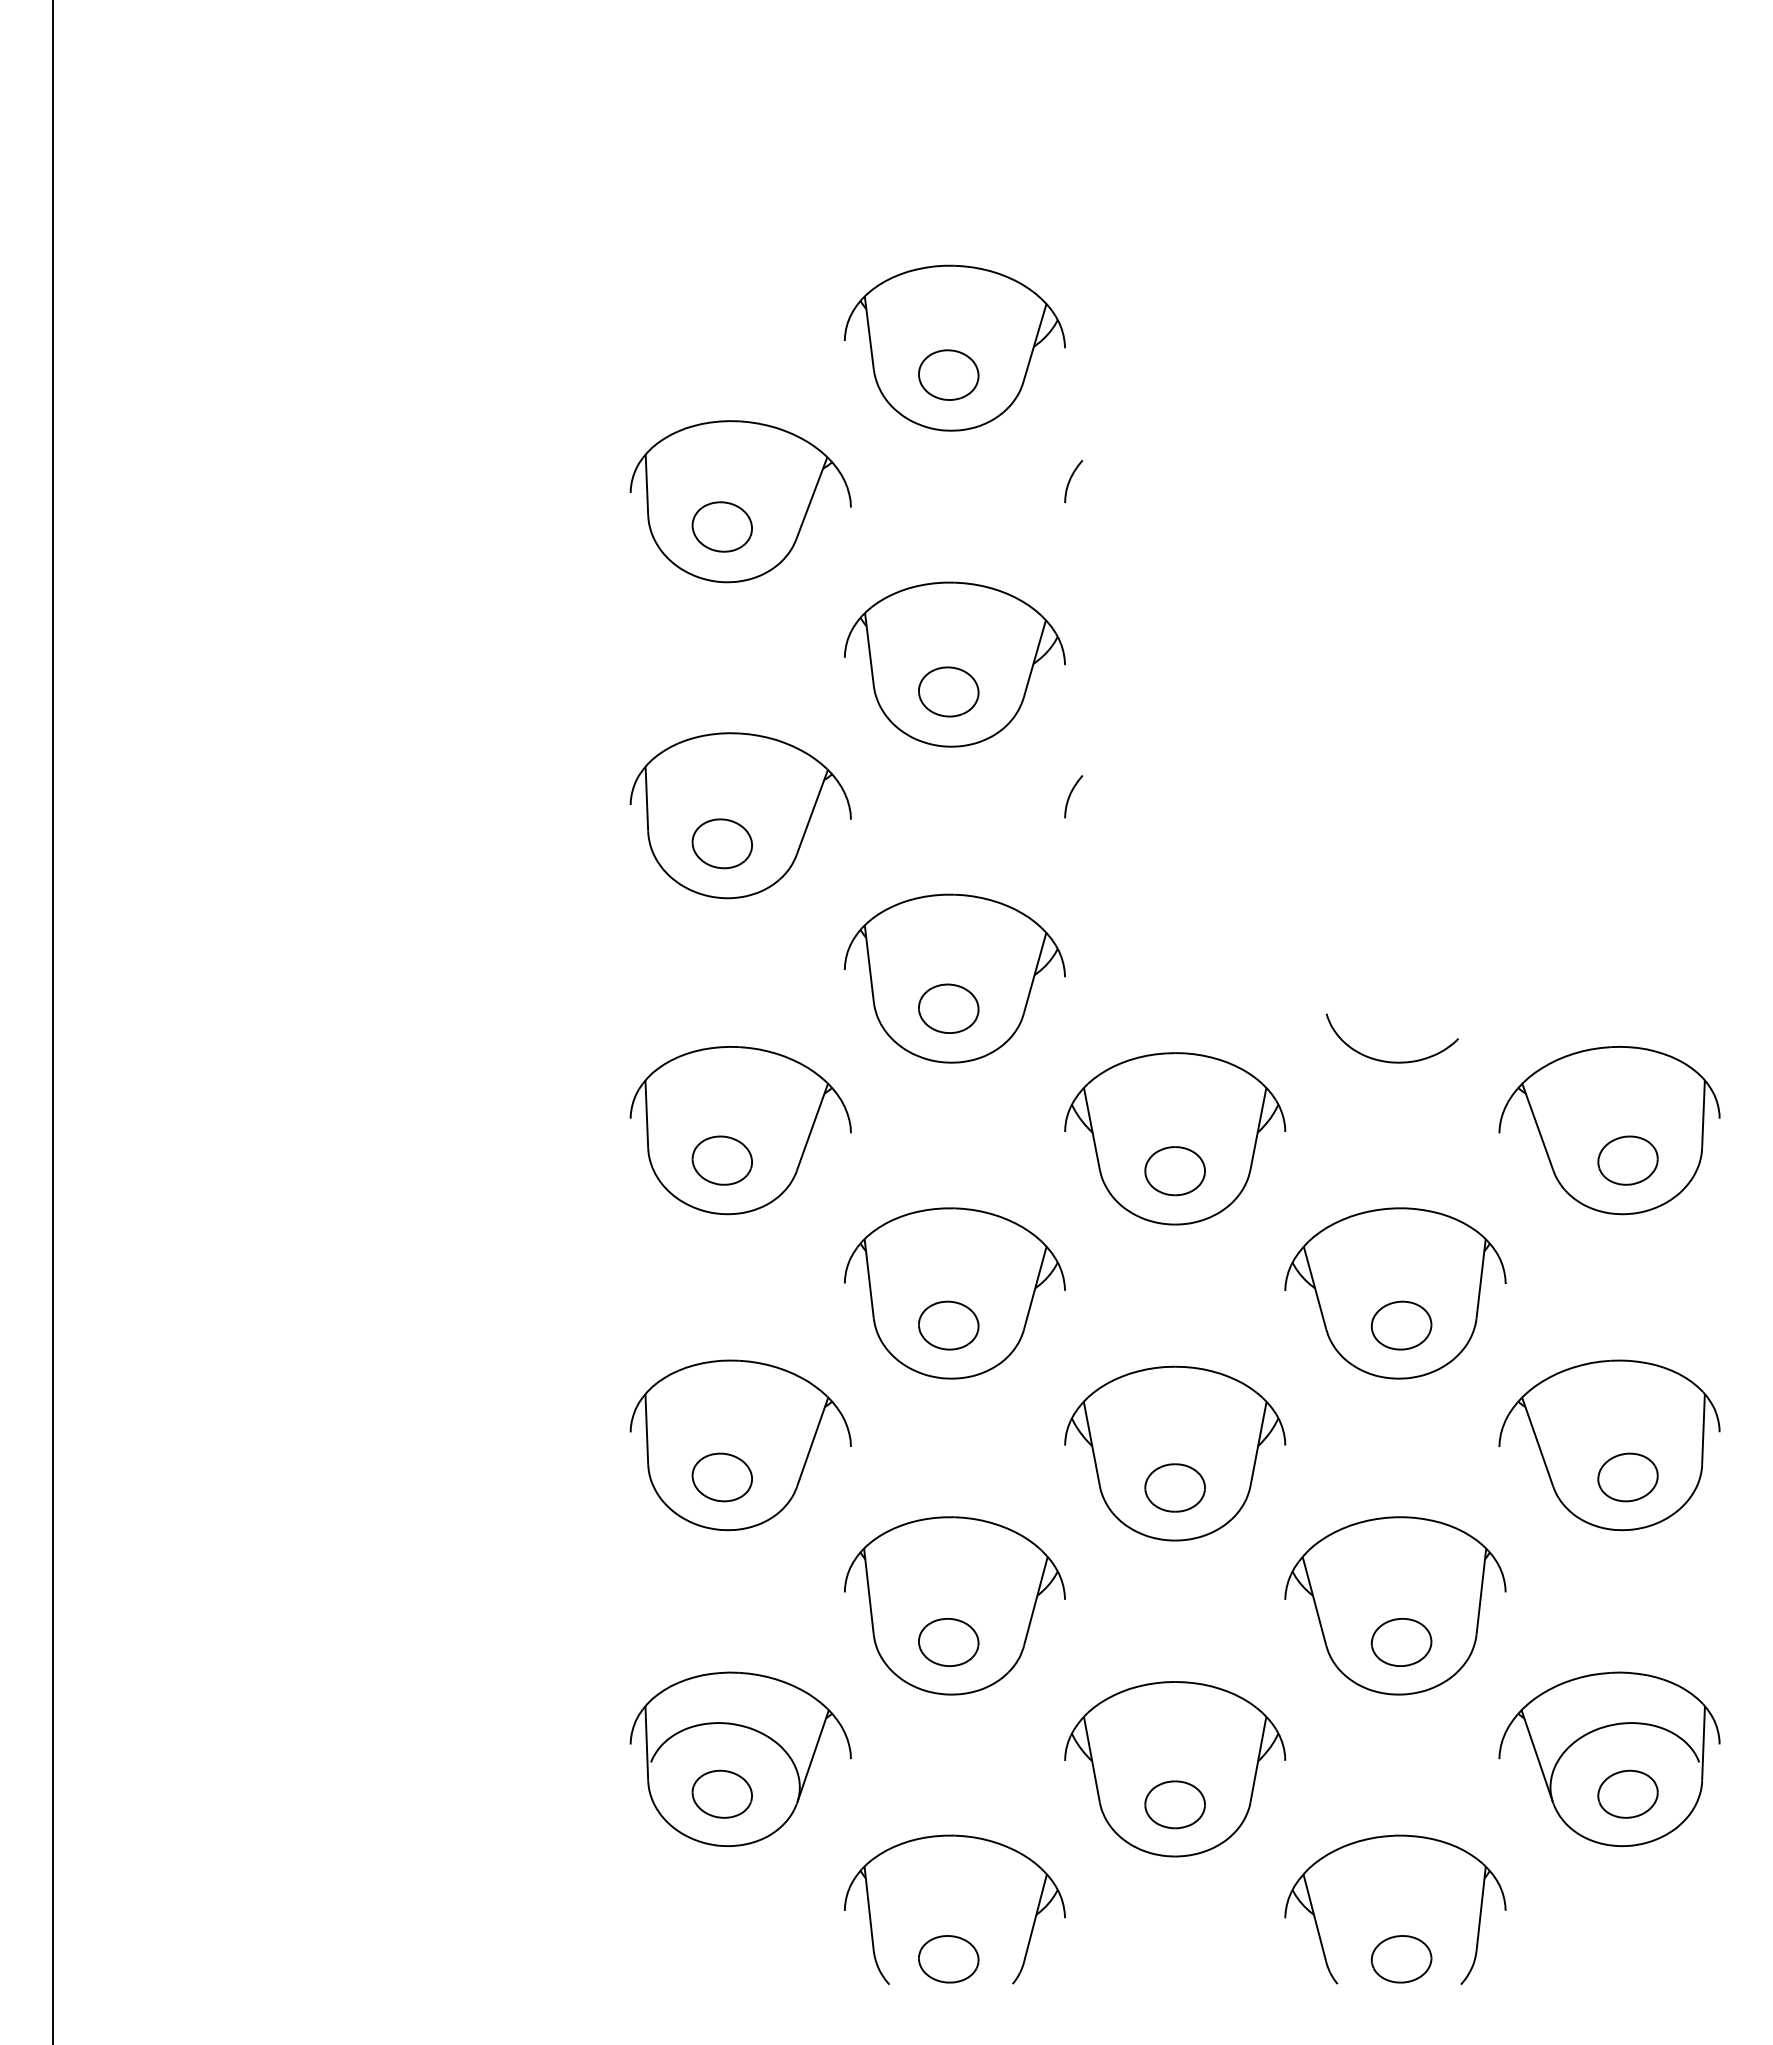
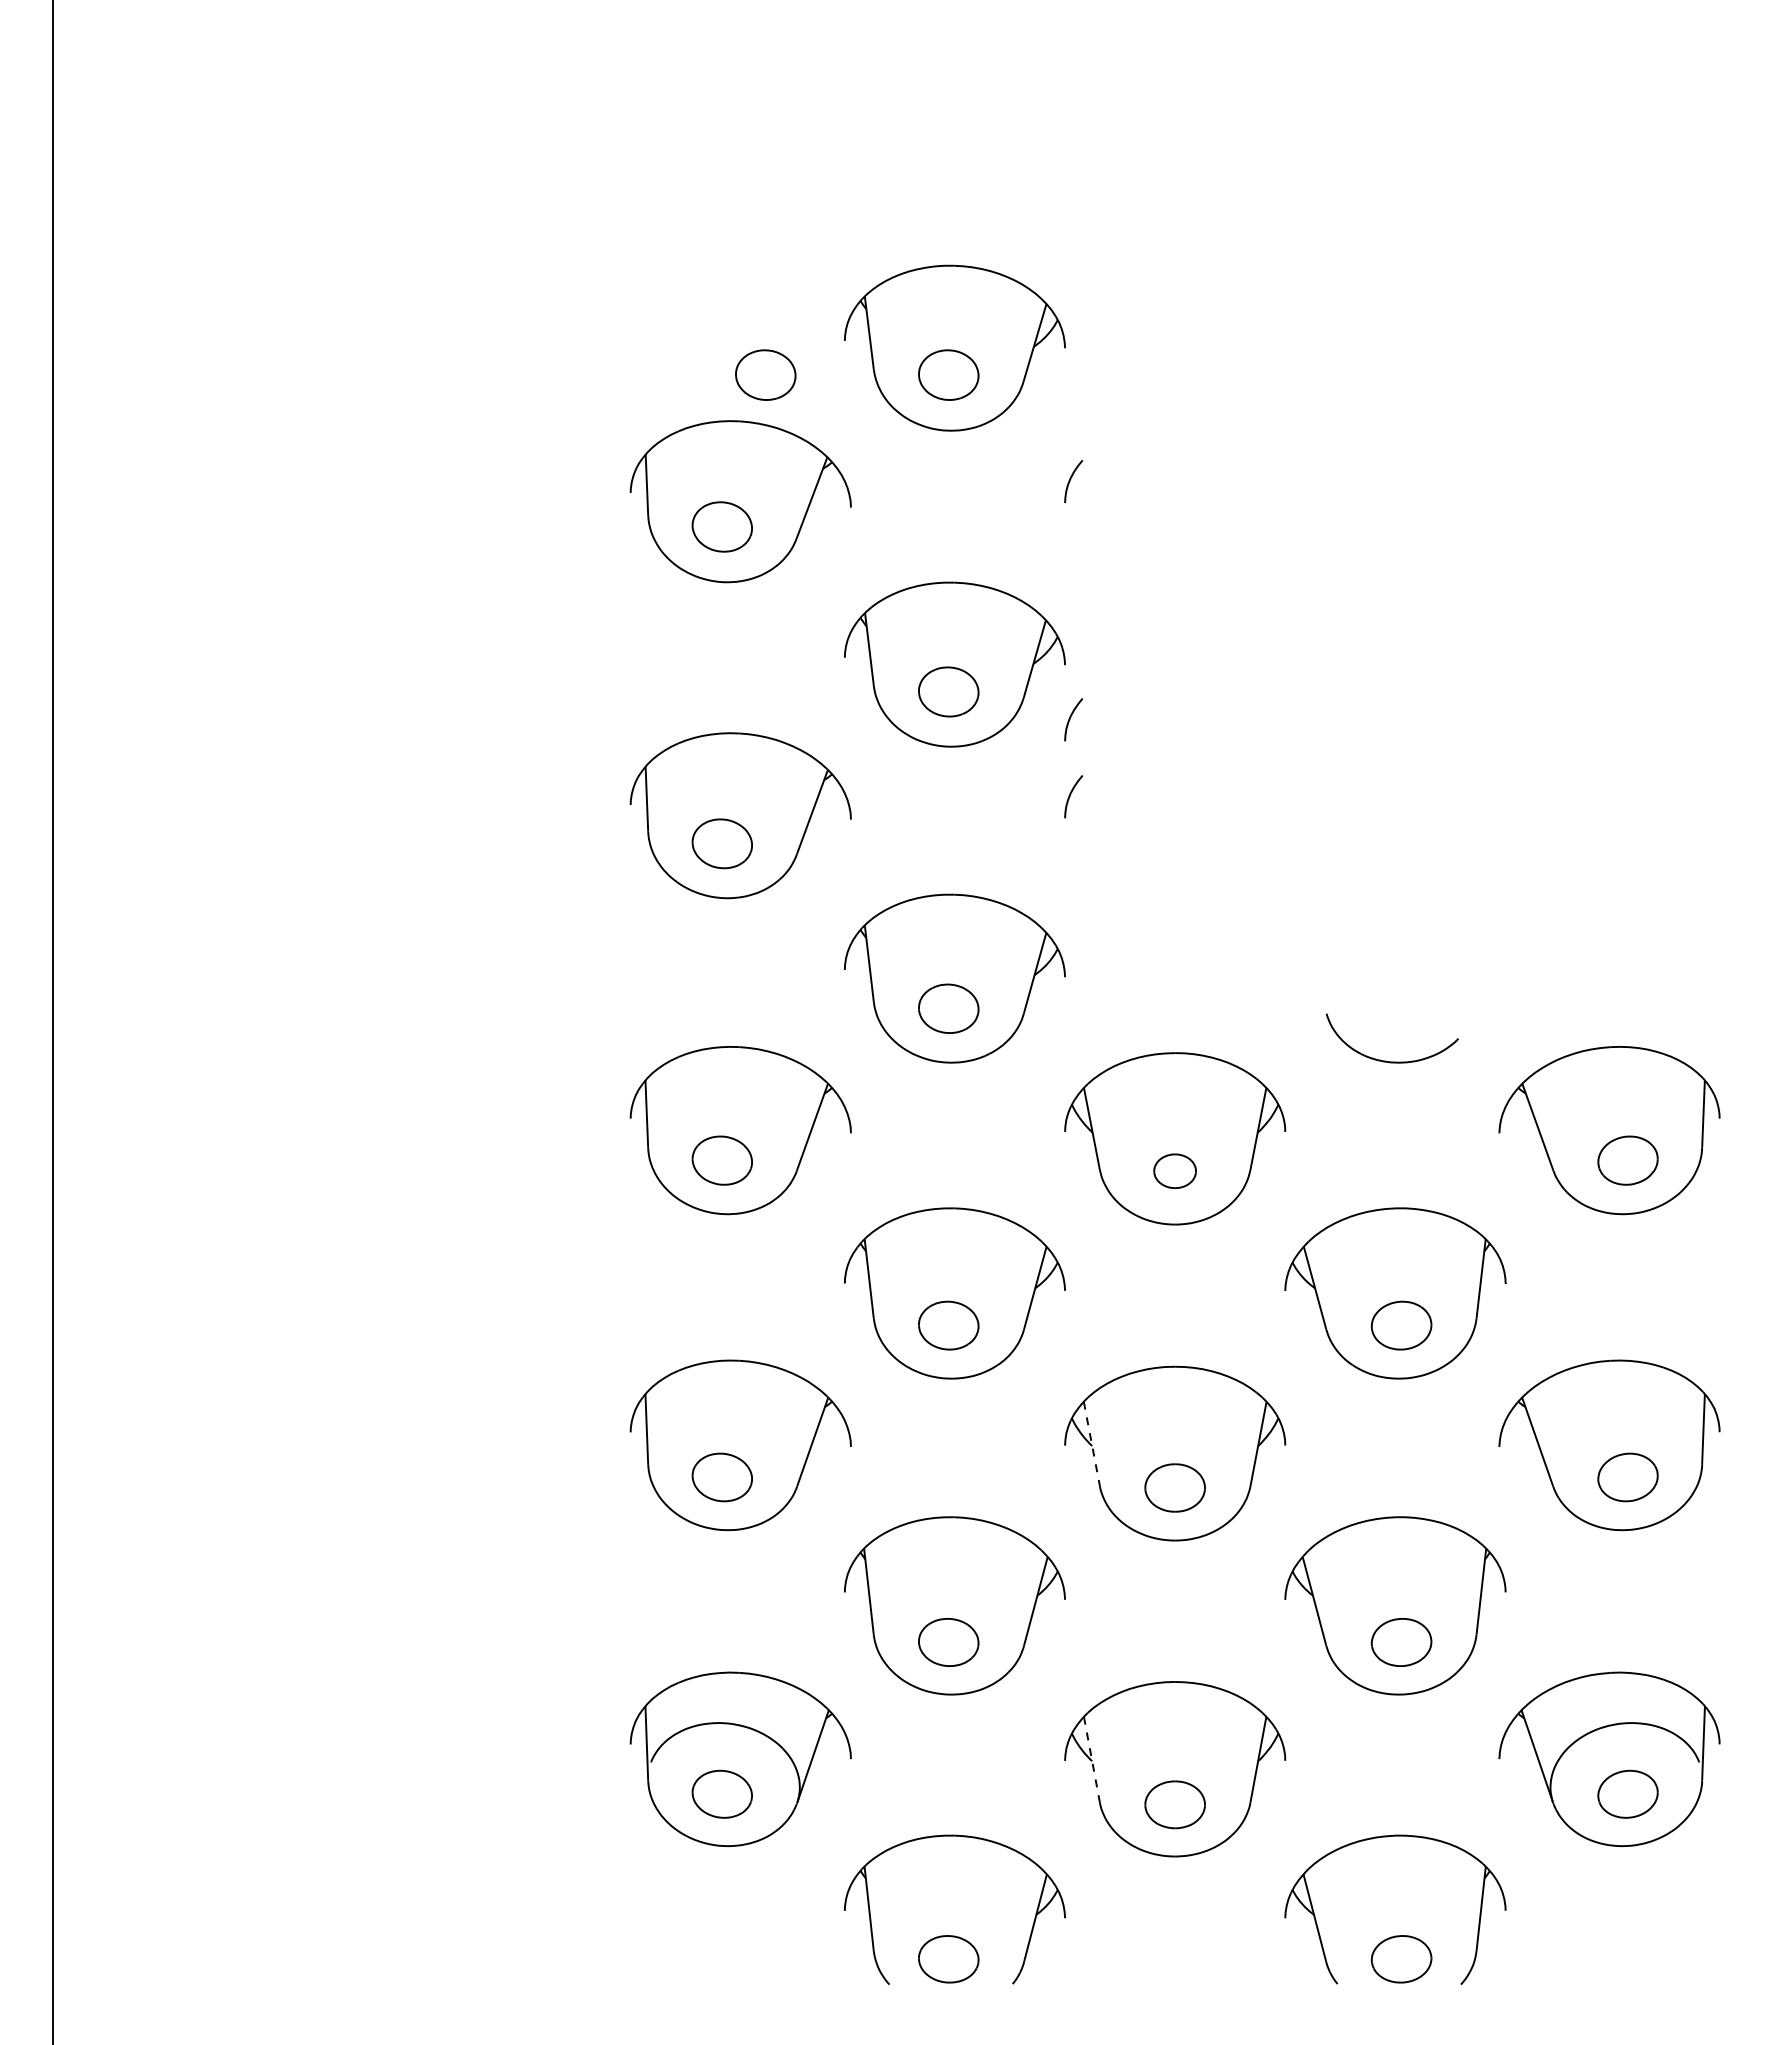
part: none -> present (765, 374)
part: none -> present (1073, 719)
part size: 62x51 px -> 44x36 px (1174, 1170)
line: solid -> dashed (1091, 1443)
line: solid -> dashed (1091, 1760)
